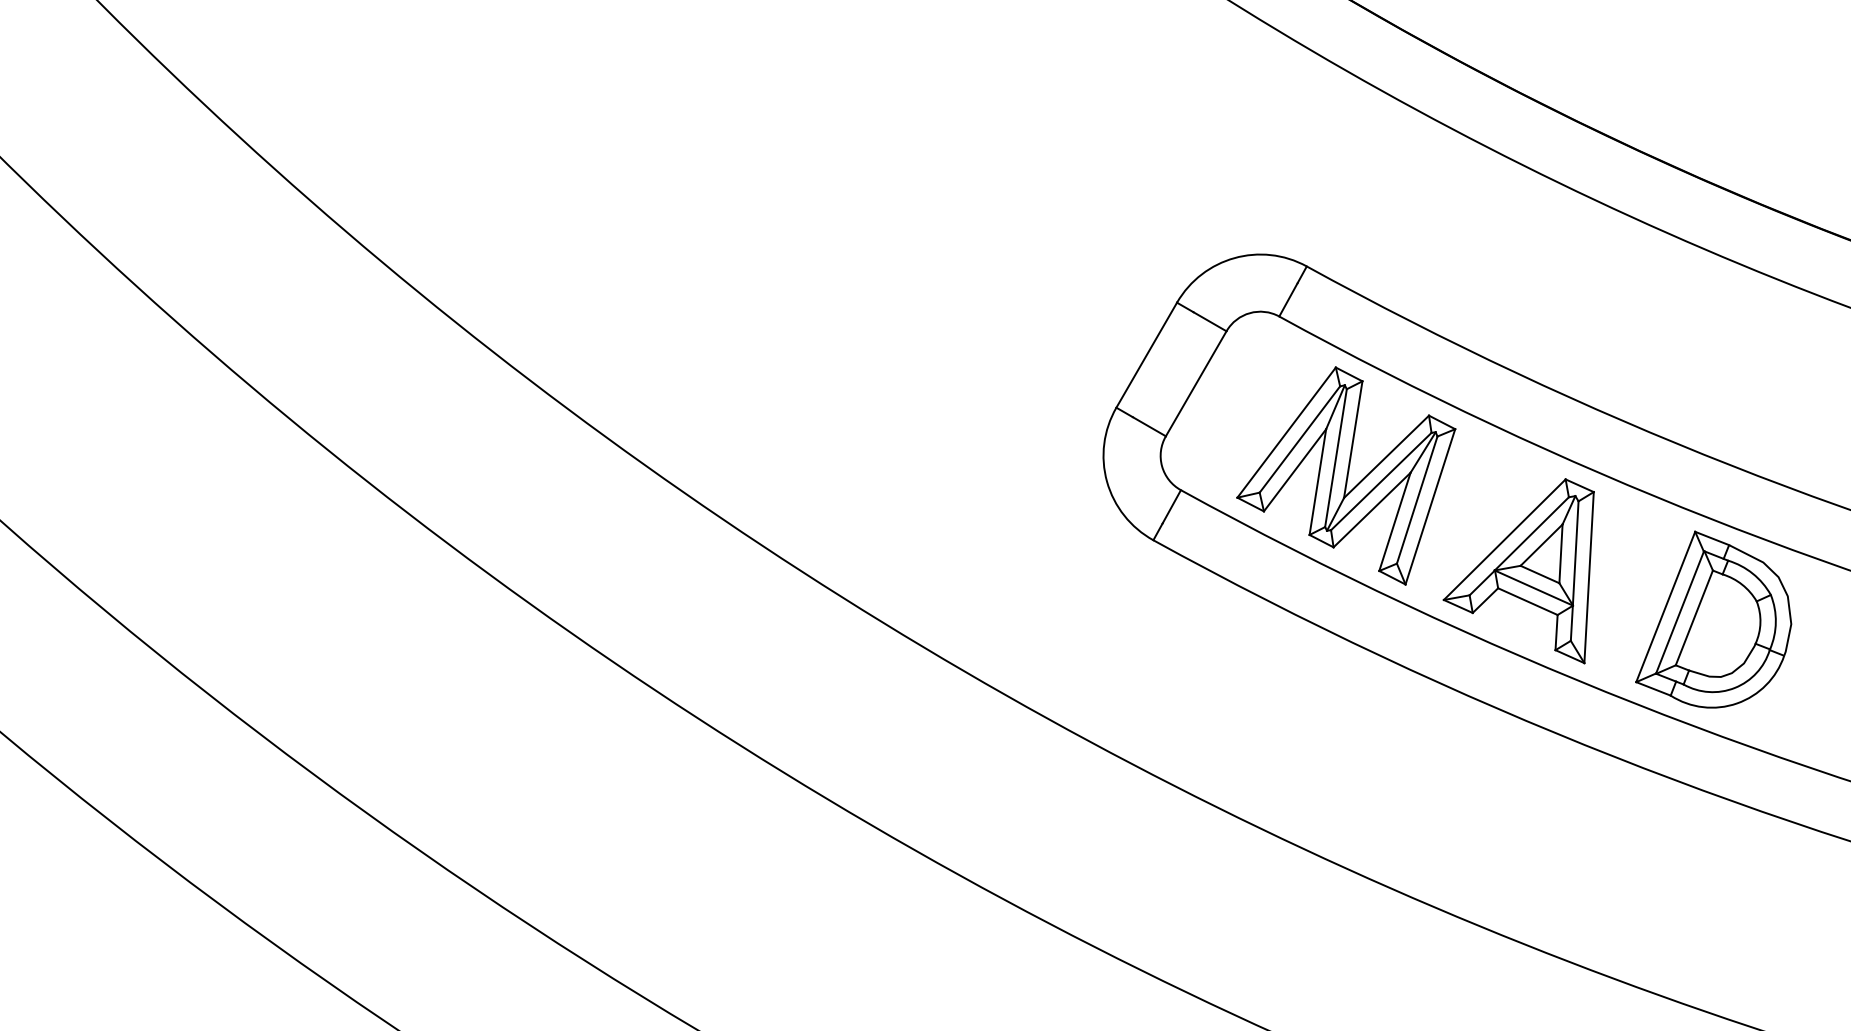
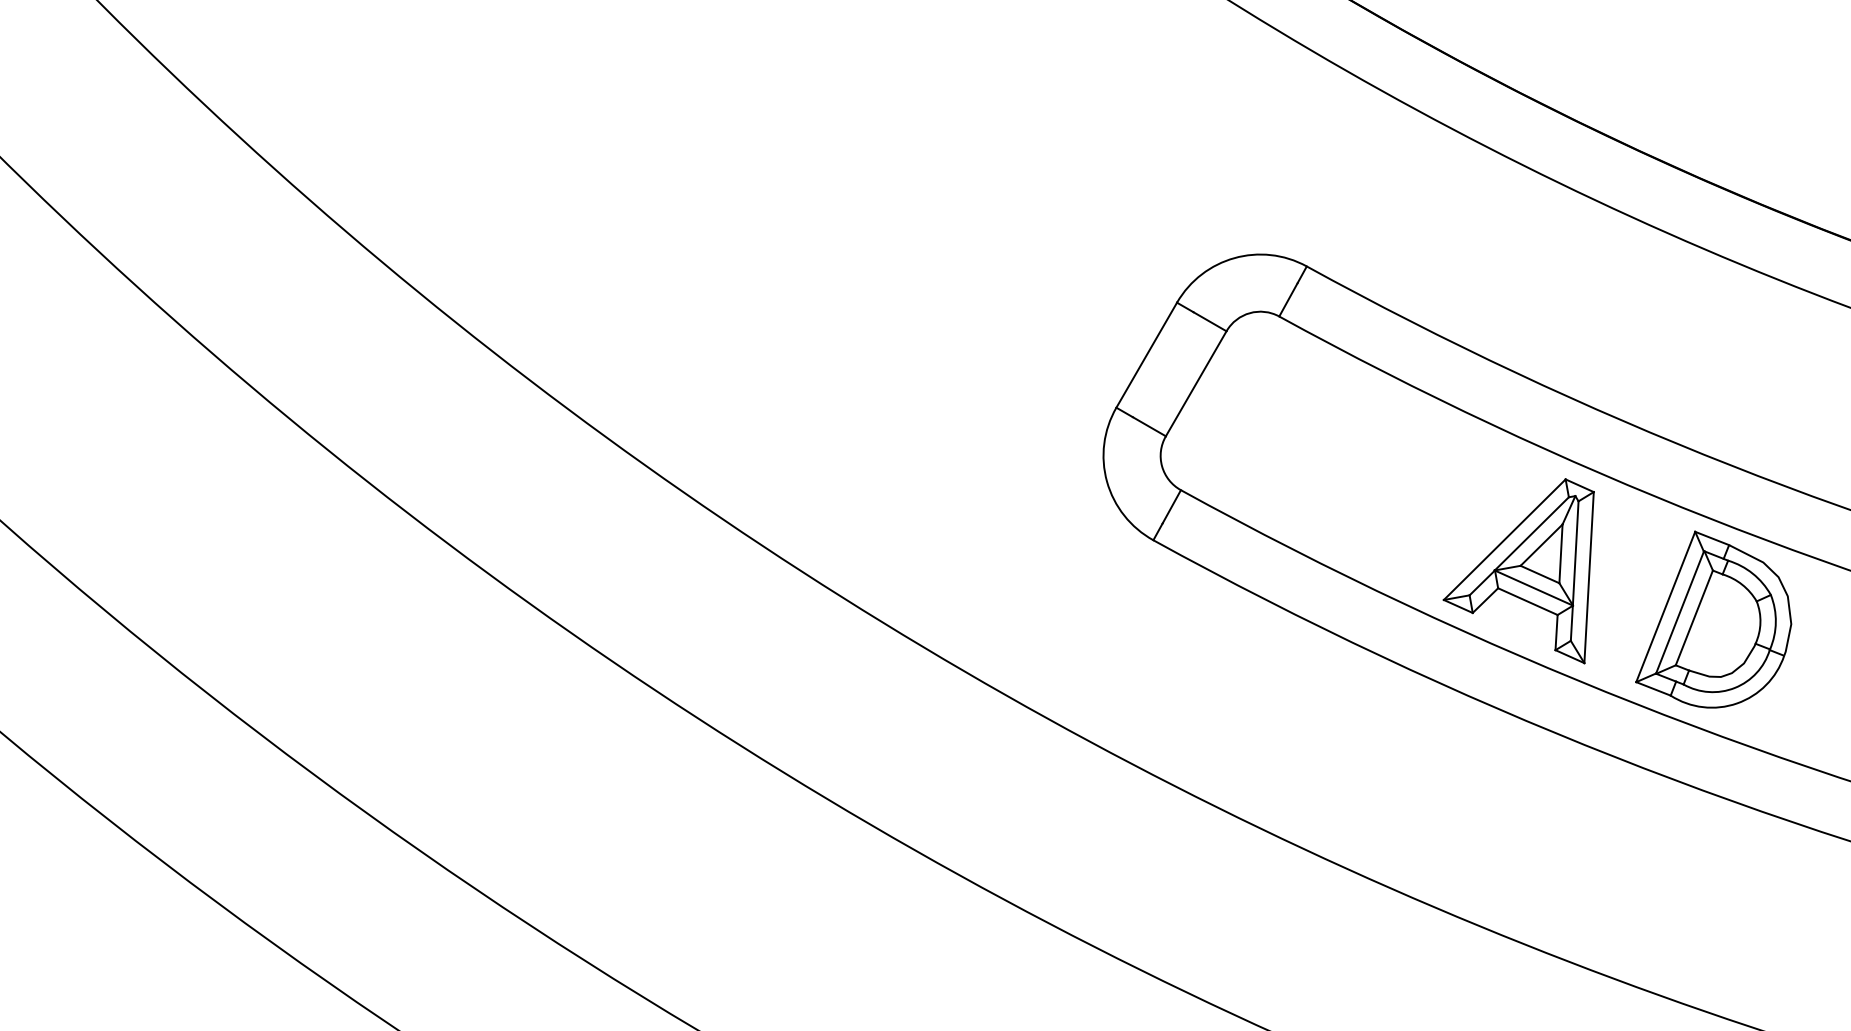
part: present -> none (1346, 475)
